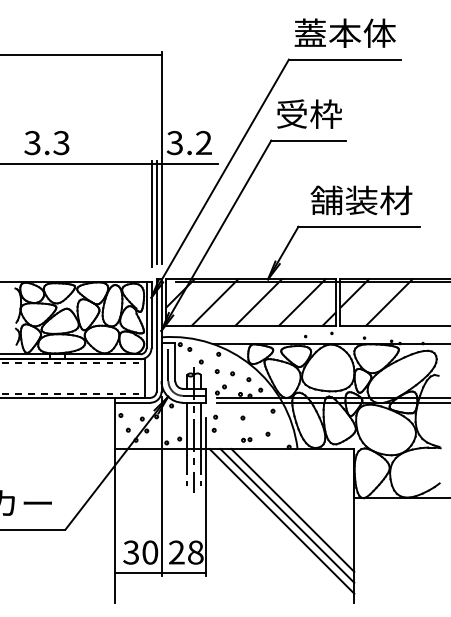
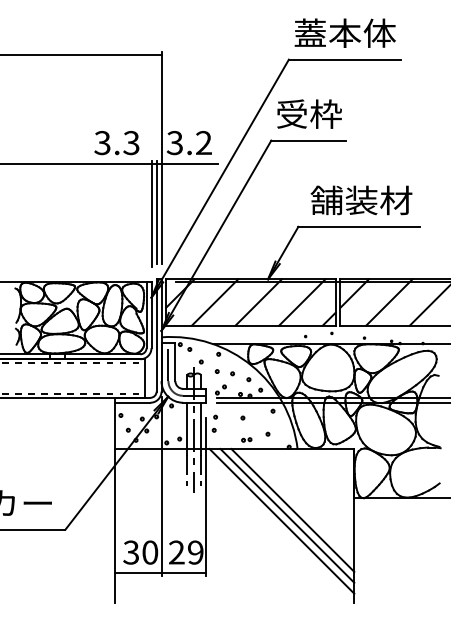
text position: (46, 143) -> (116, 143) (116, 143)
line: none -> present (428, 306)
text: 28 -> 29 (195, 552)
